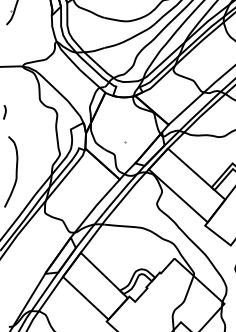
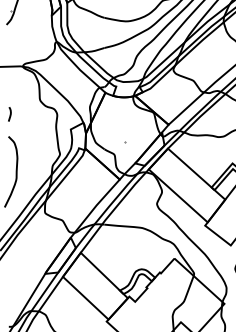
curve position: (4, 112) -> (9, 114) (9, 114)
